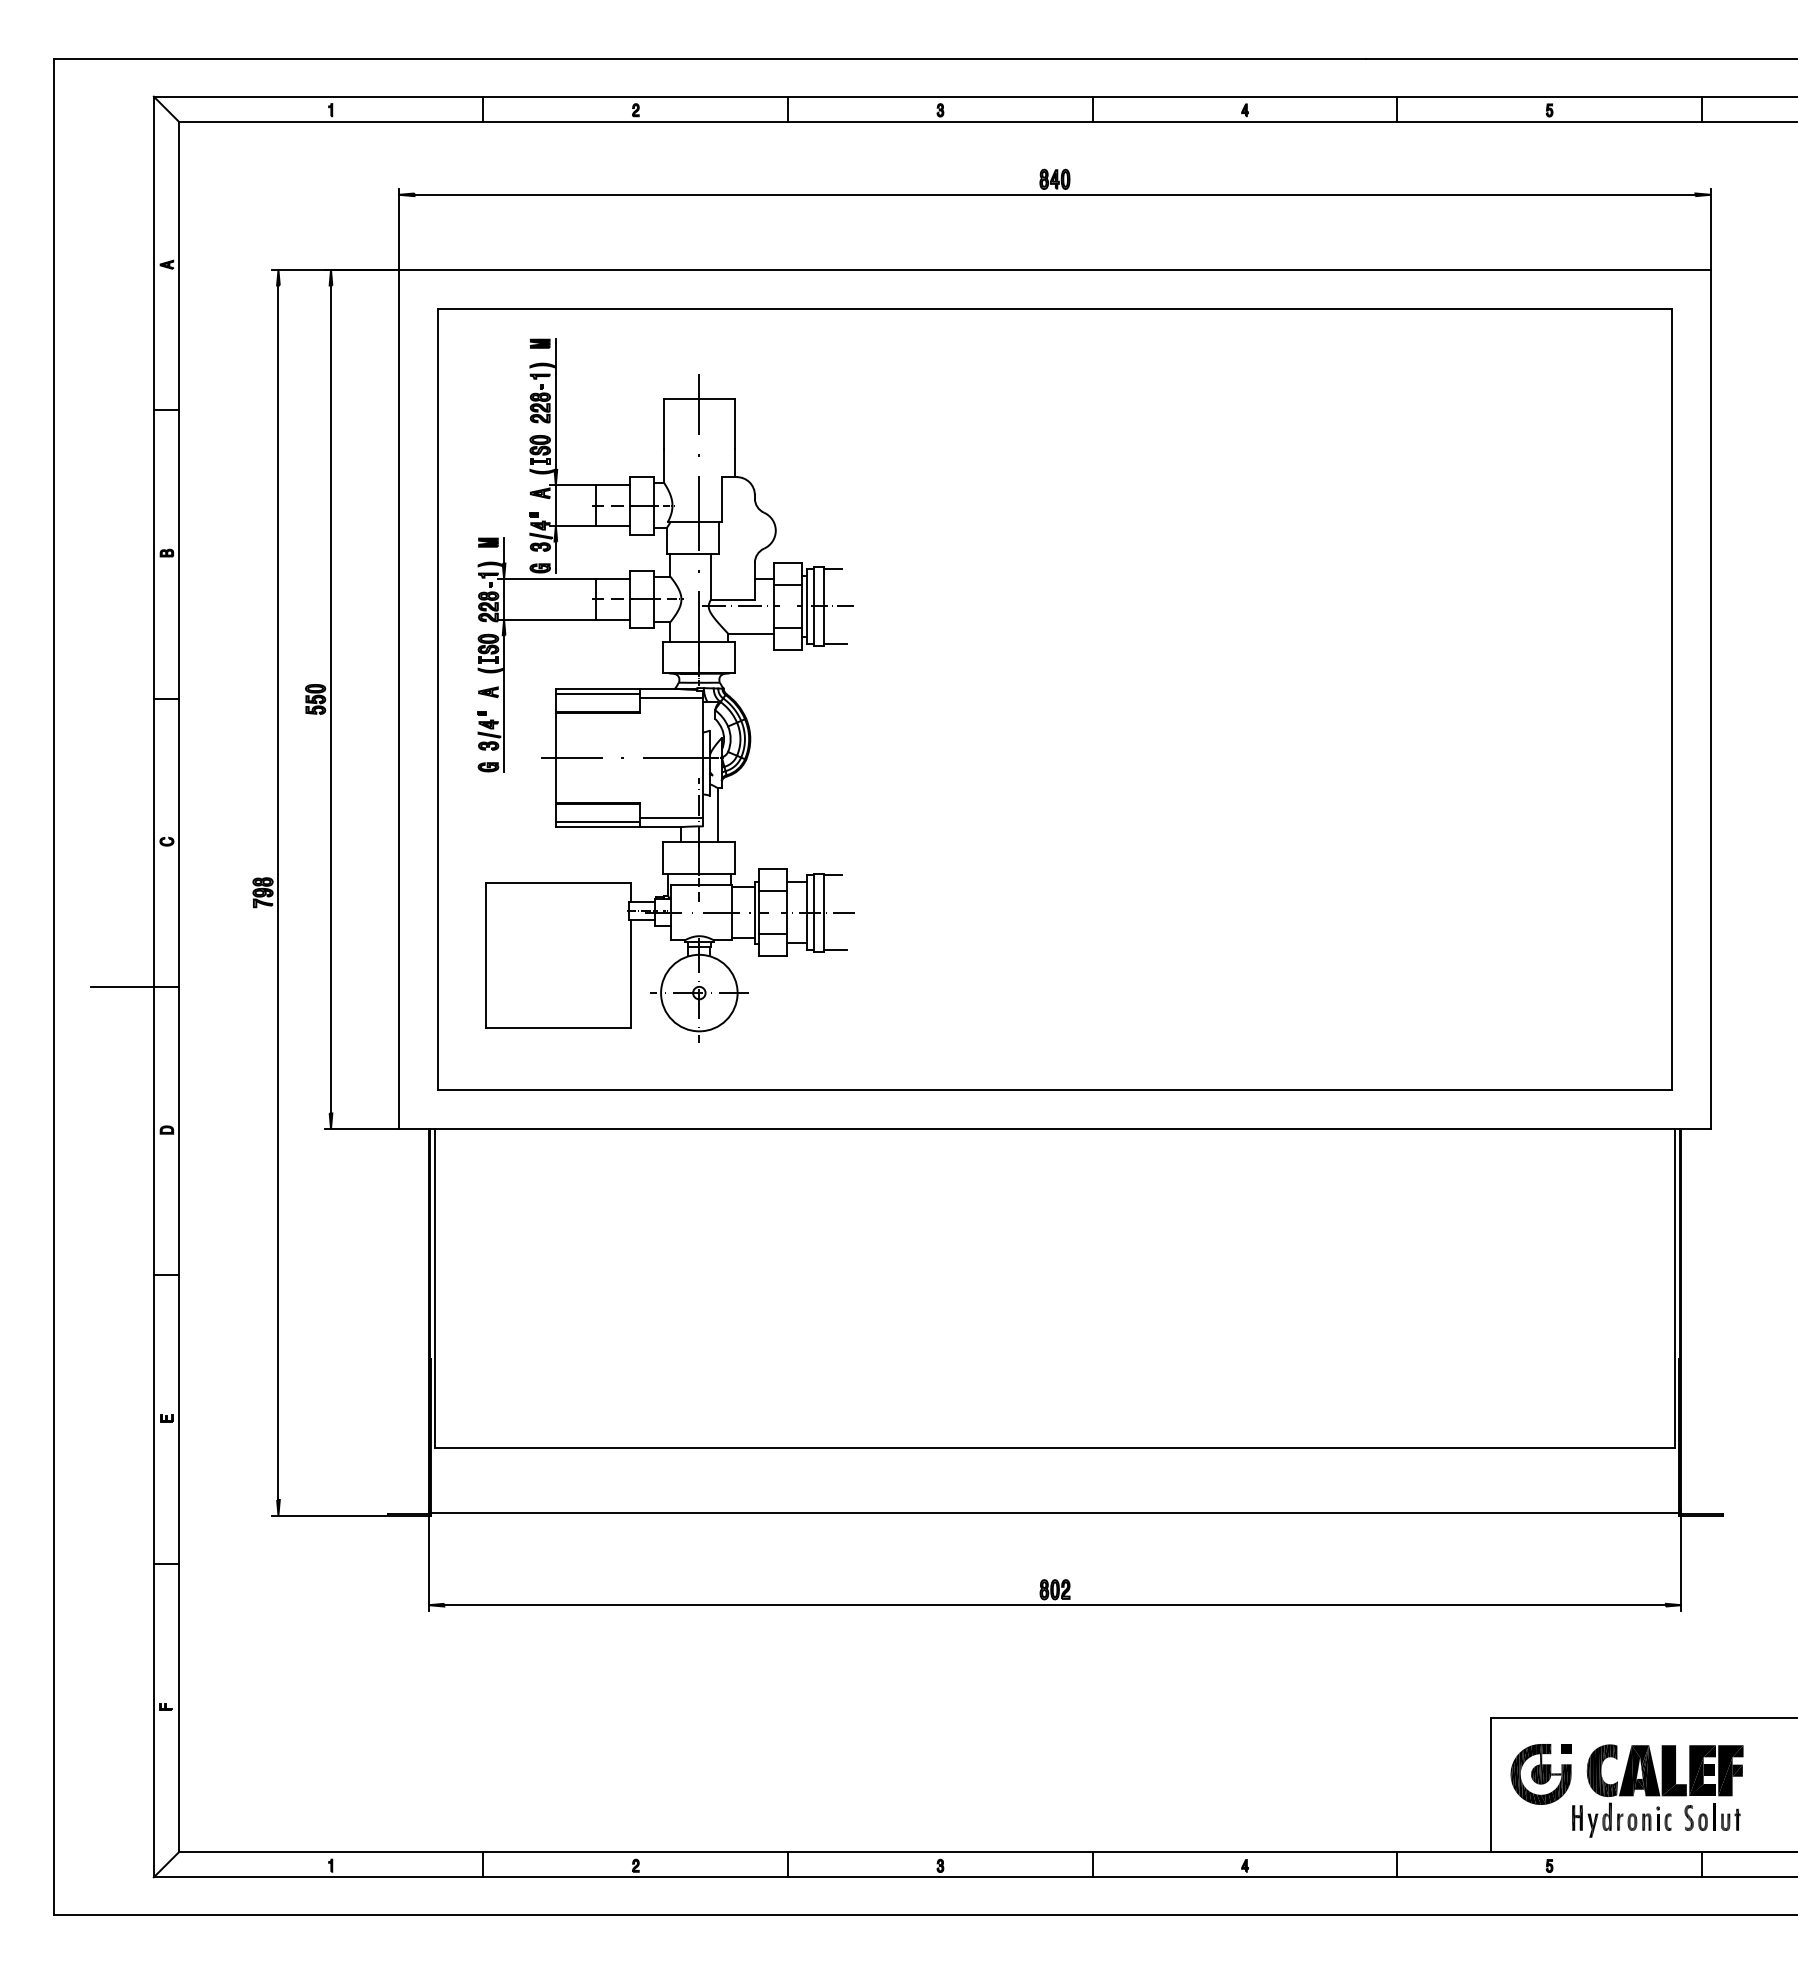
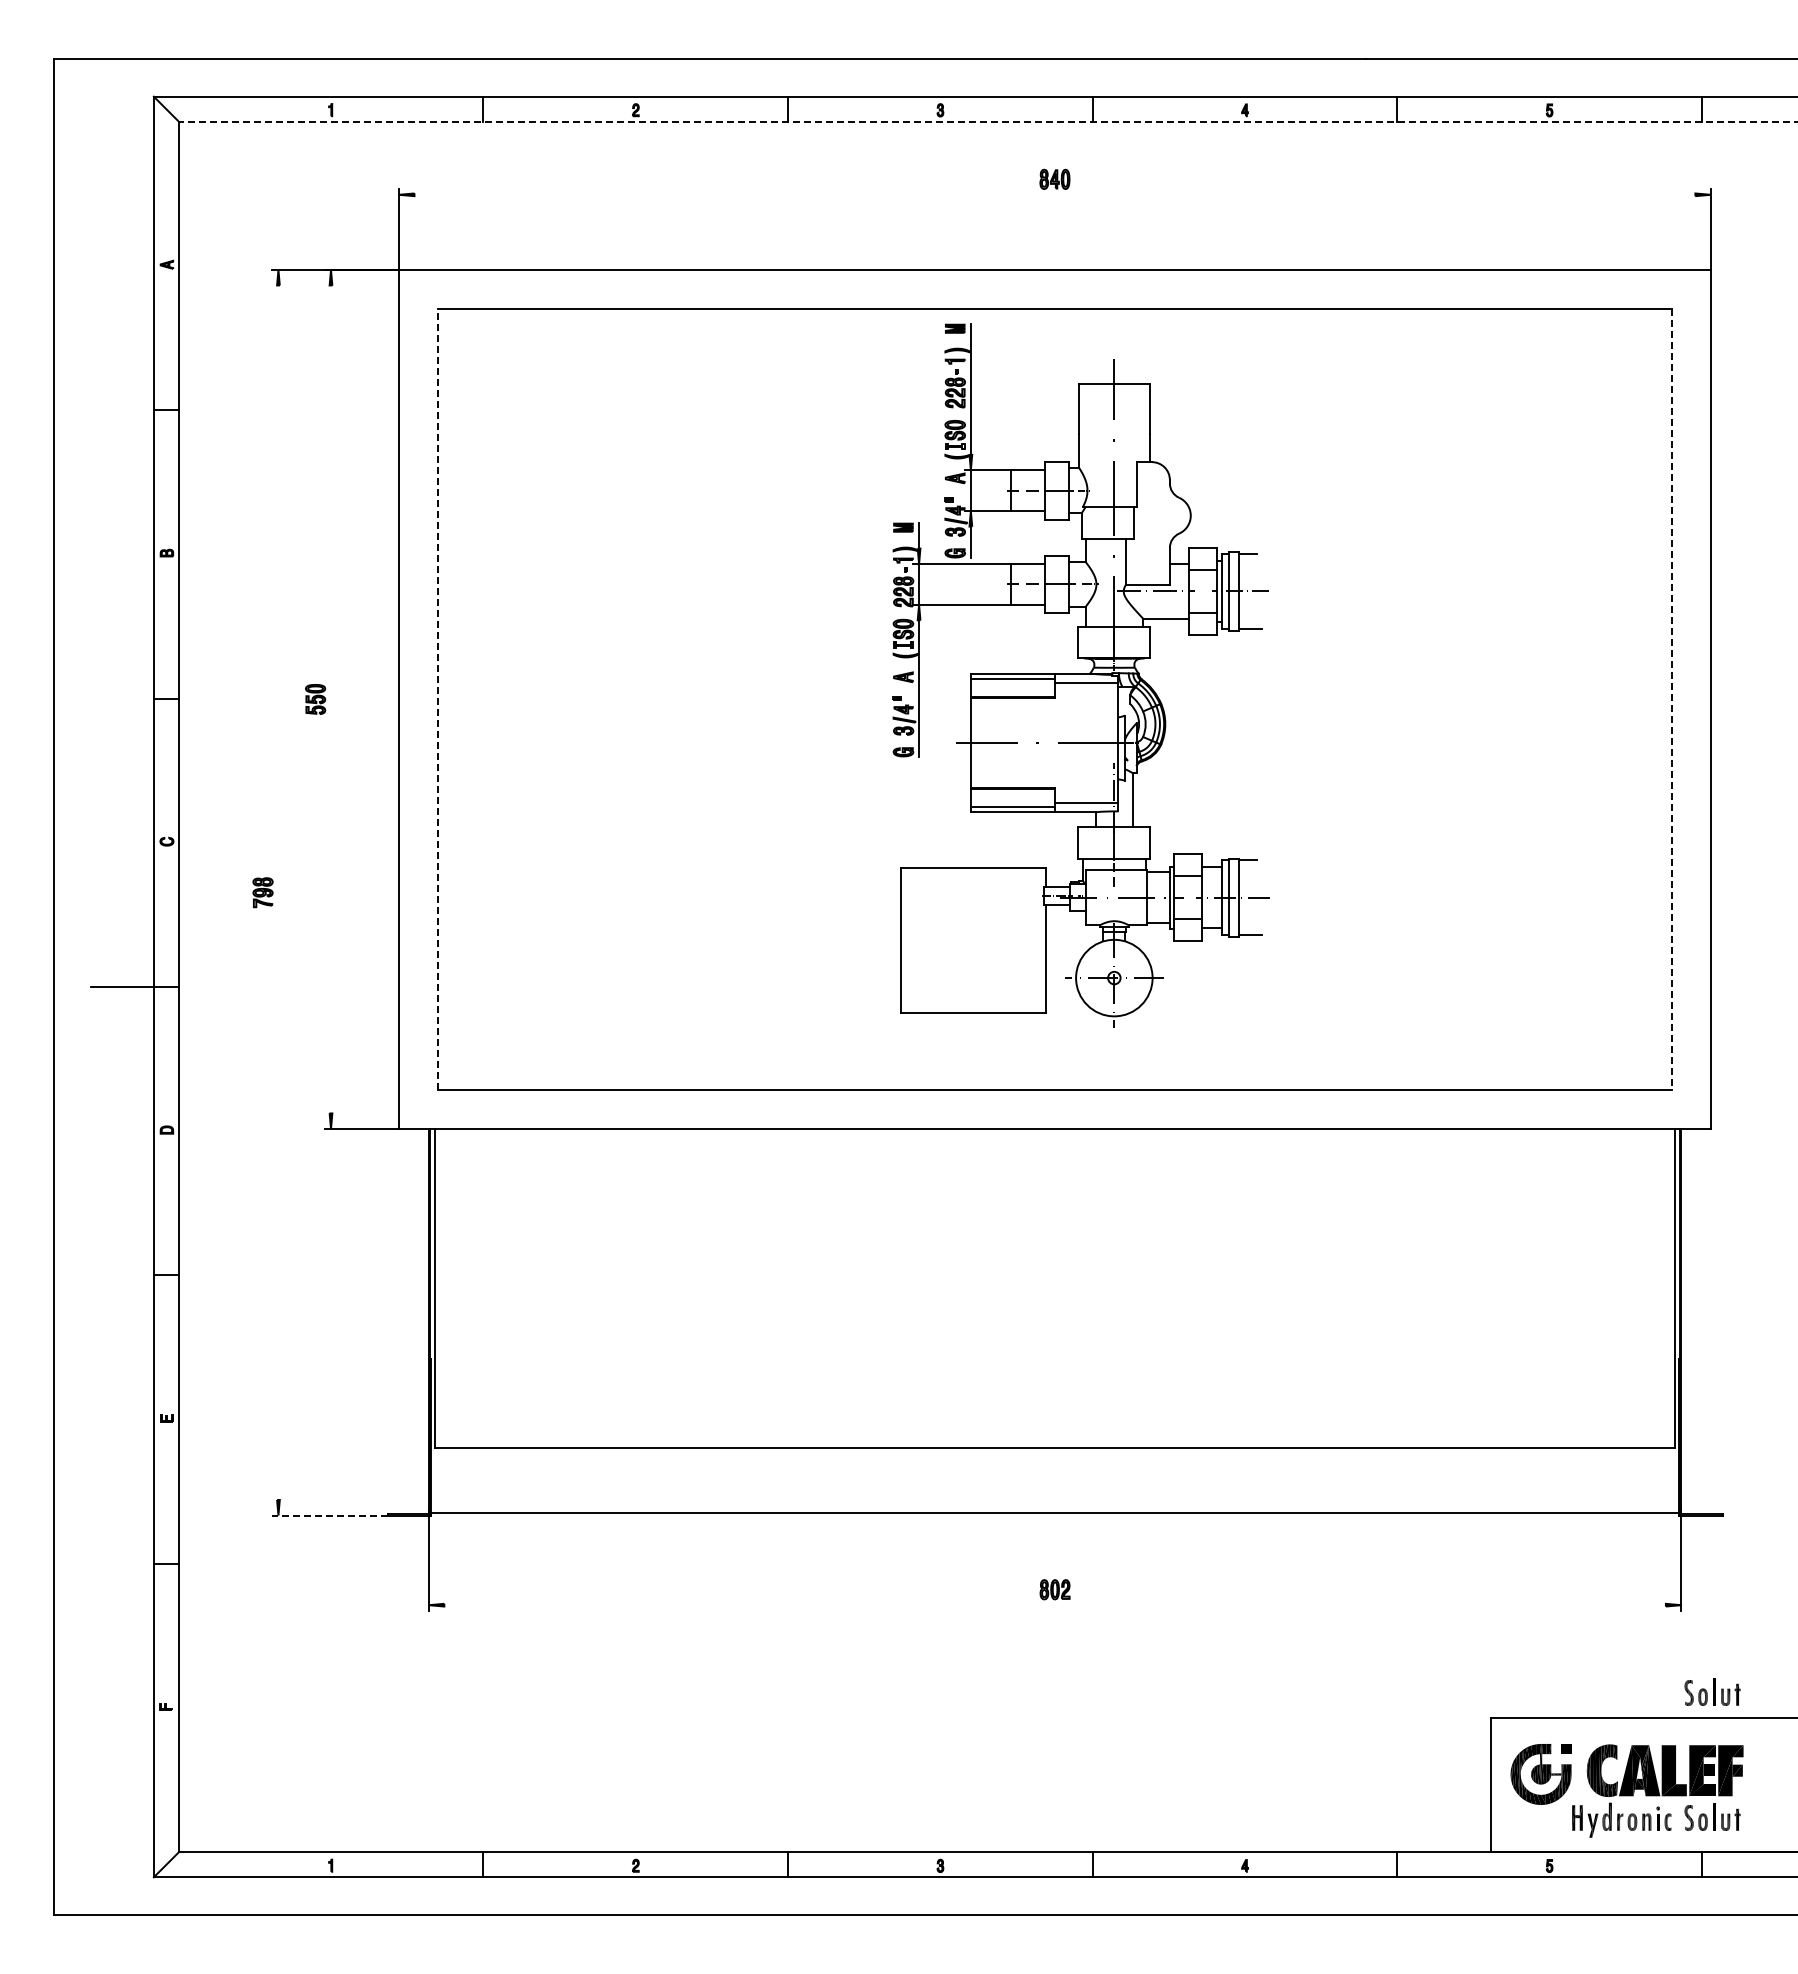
line: solid -> dashed (987, 121)
line: present -> none (1054, 194)
part position: (665, 690) -> (1080, 675) (1080, 675)
line: solid -> dashed (437, 698)
line: present -> none (331, 699)
line: solid -> dashed (1671, 699)
line: present -> none (278, 892)
line: solid -> dashed (329, 1515)
line: present -> none (1054, 1605)
part: none -> present (1712, 1691)
